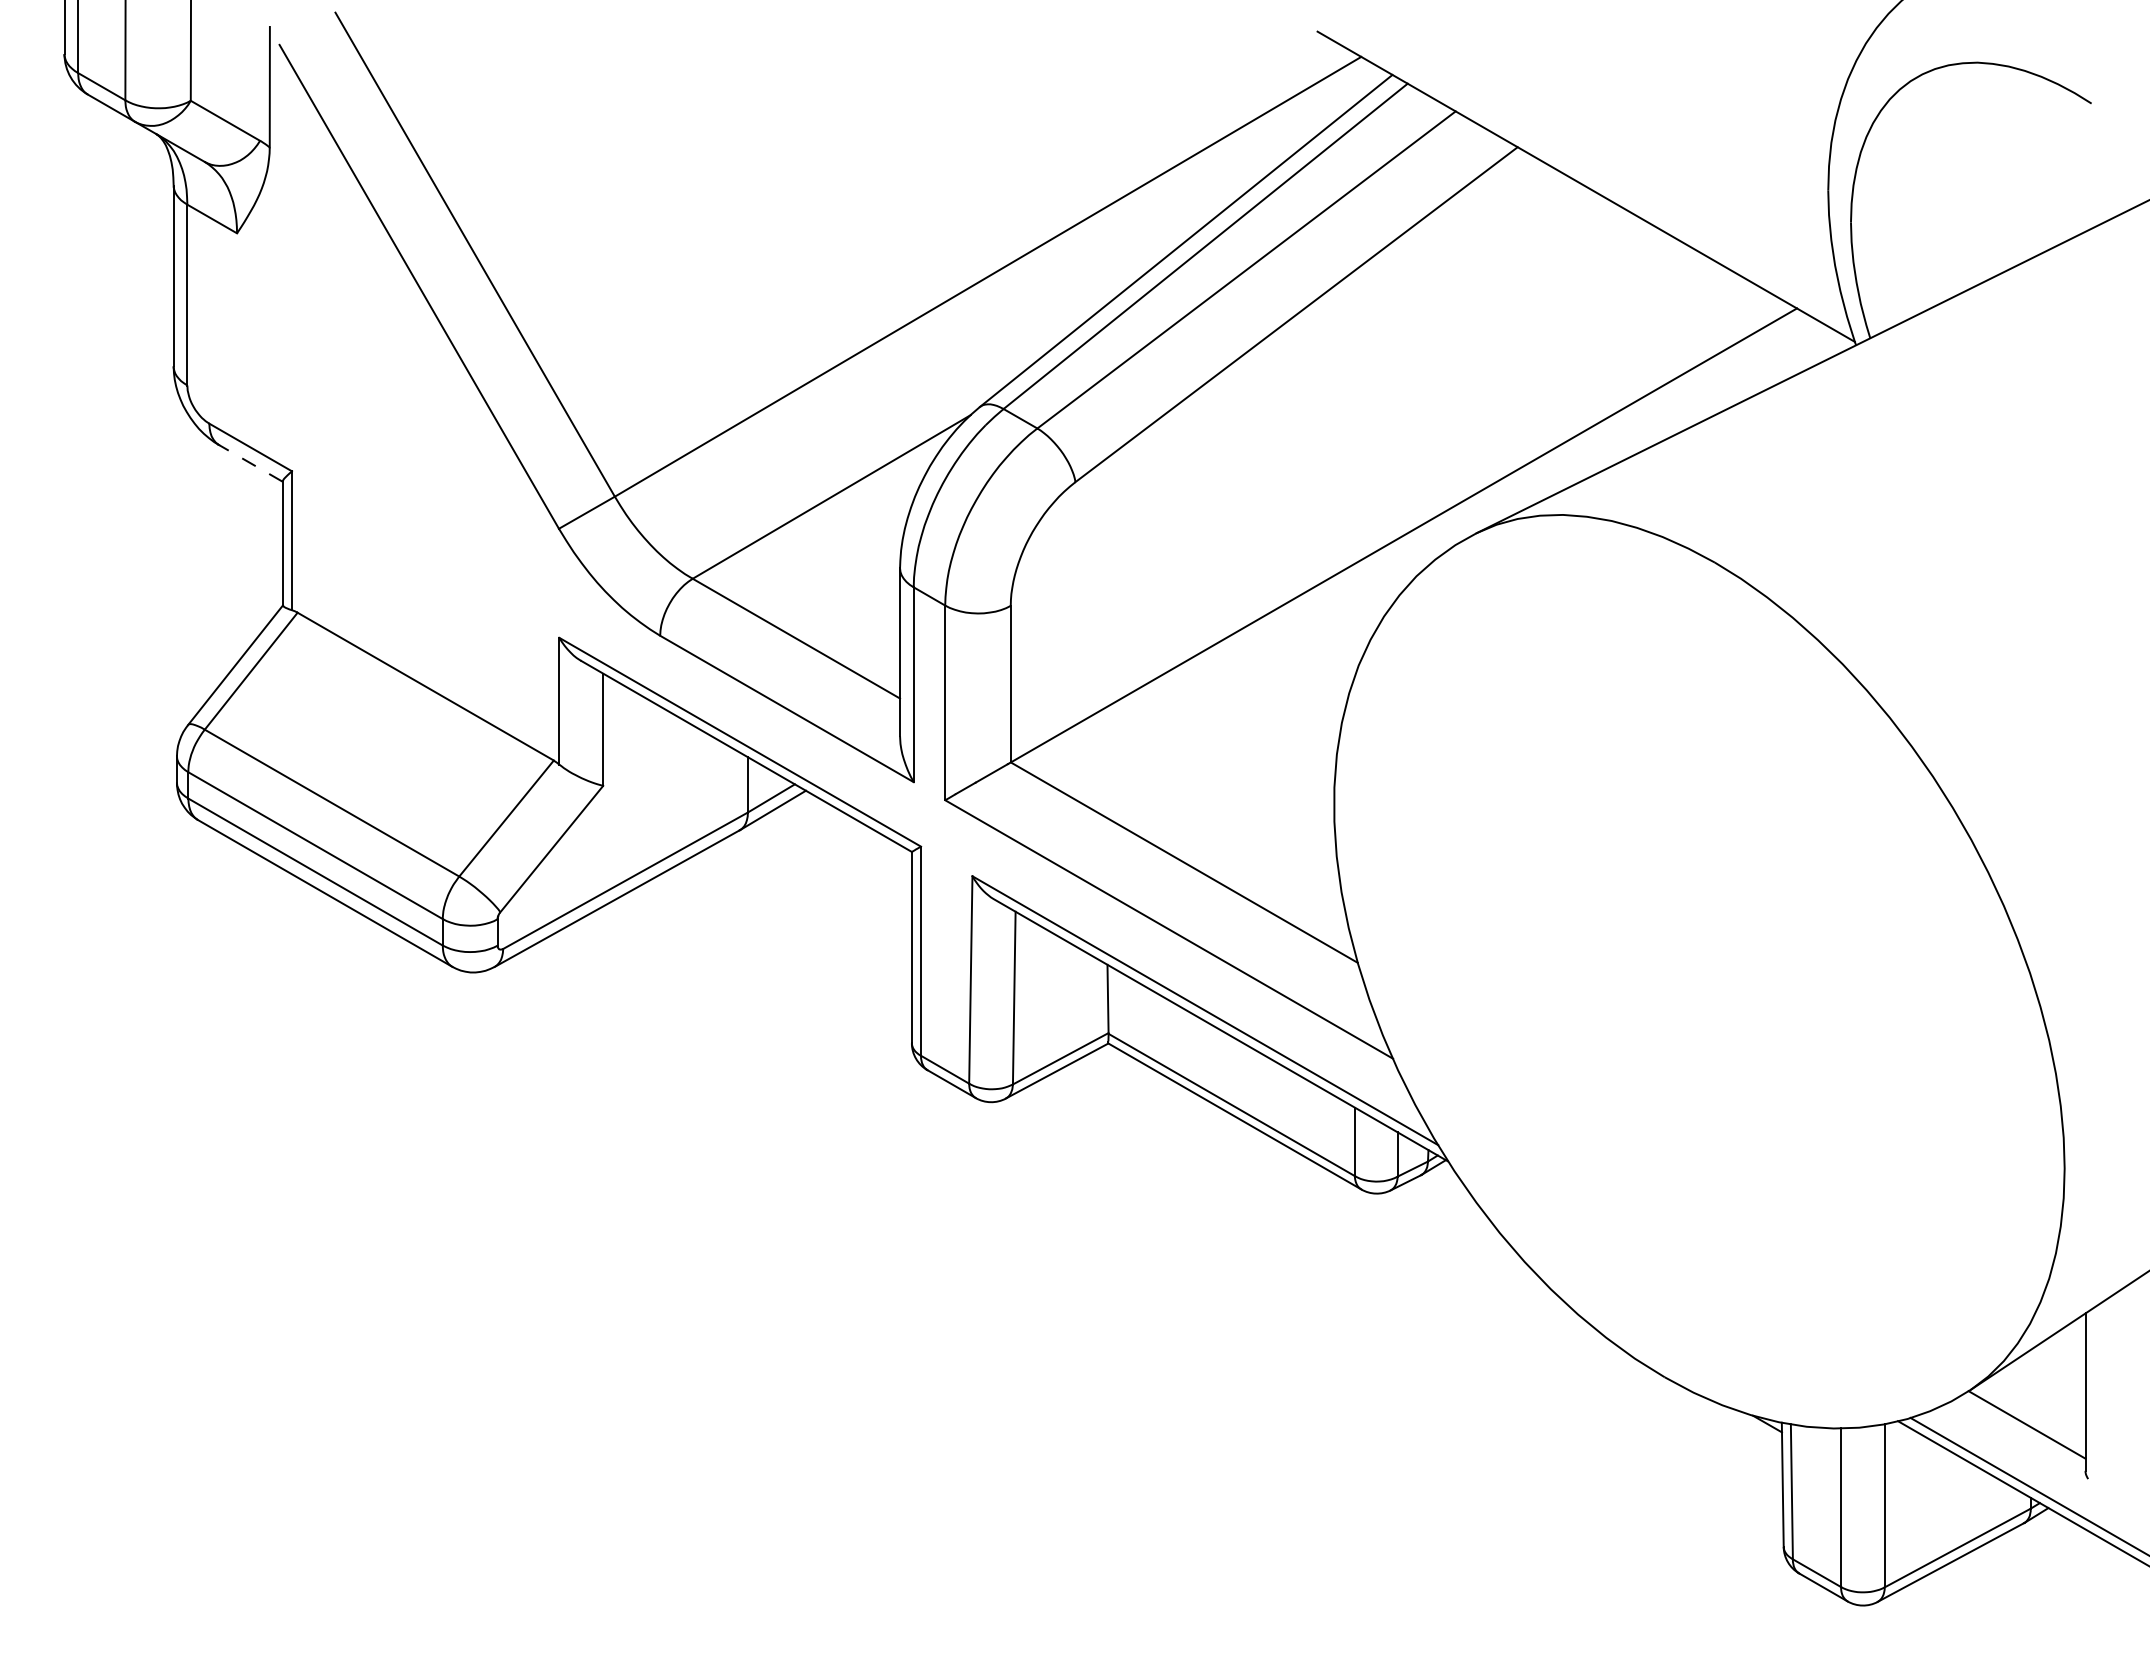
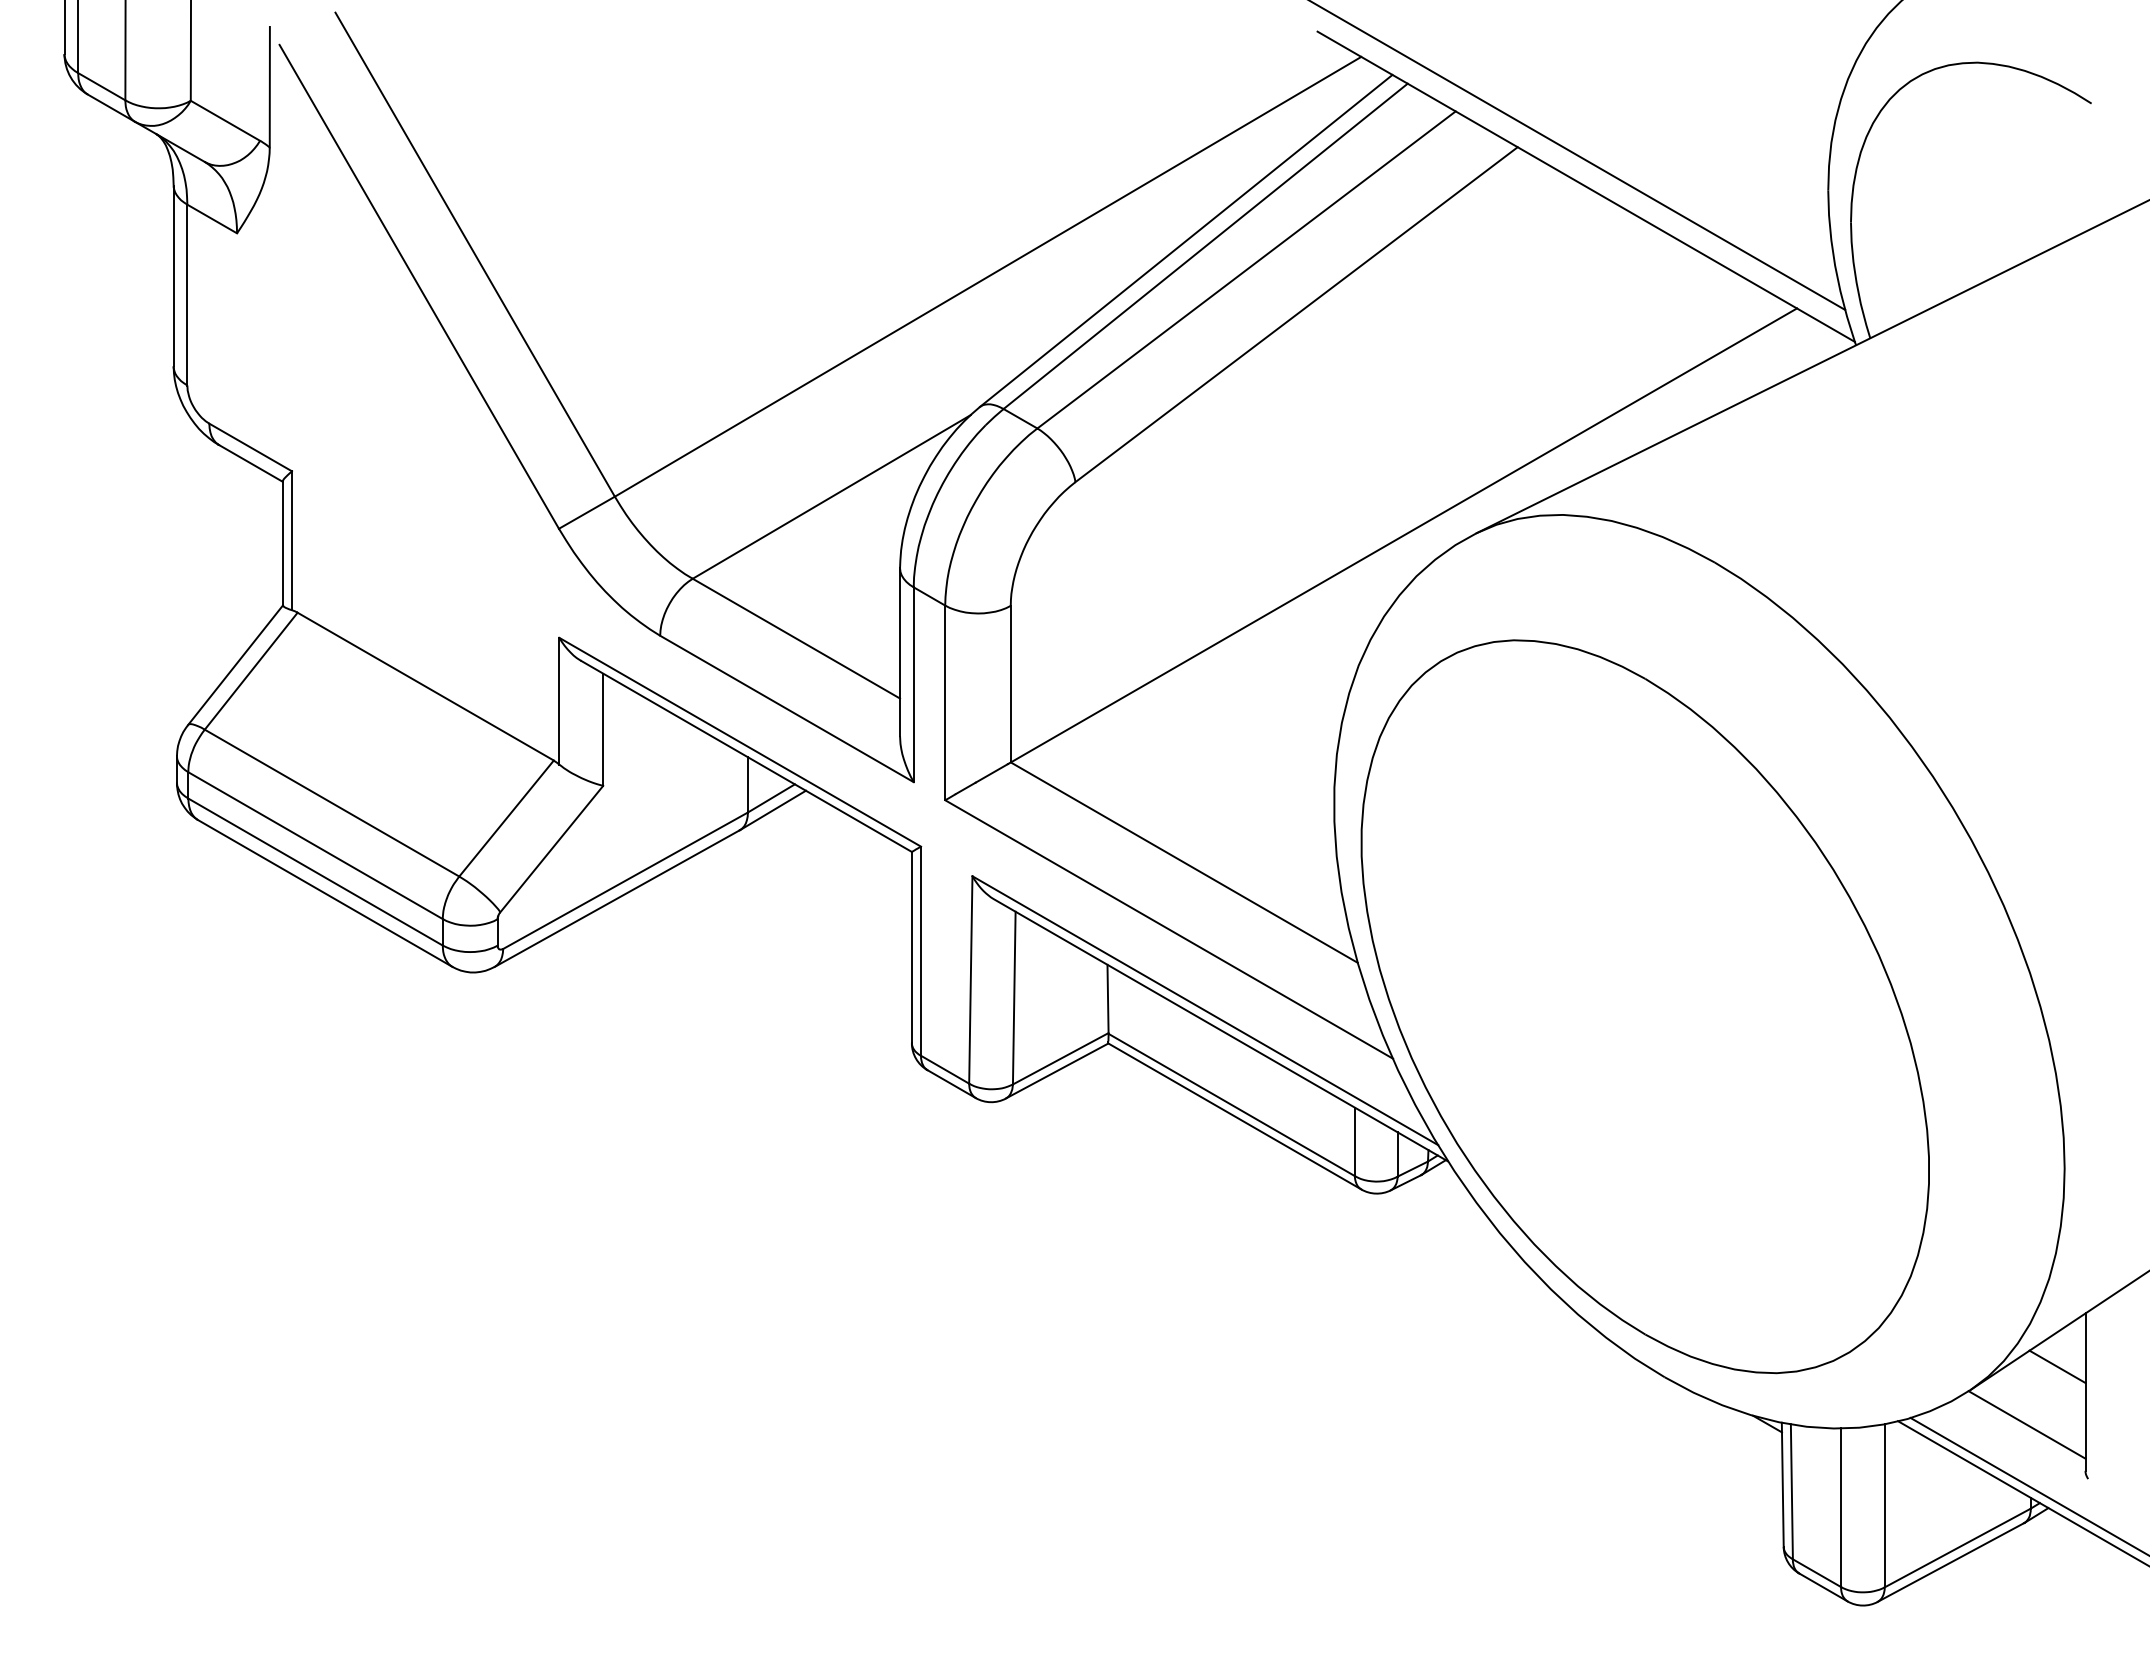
line: none -> present (1578, 155)
line: dashed -> solid (250, 463)
part: none -> present (1644, 1006)
line: none -> present (2057, 1366)
